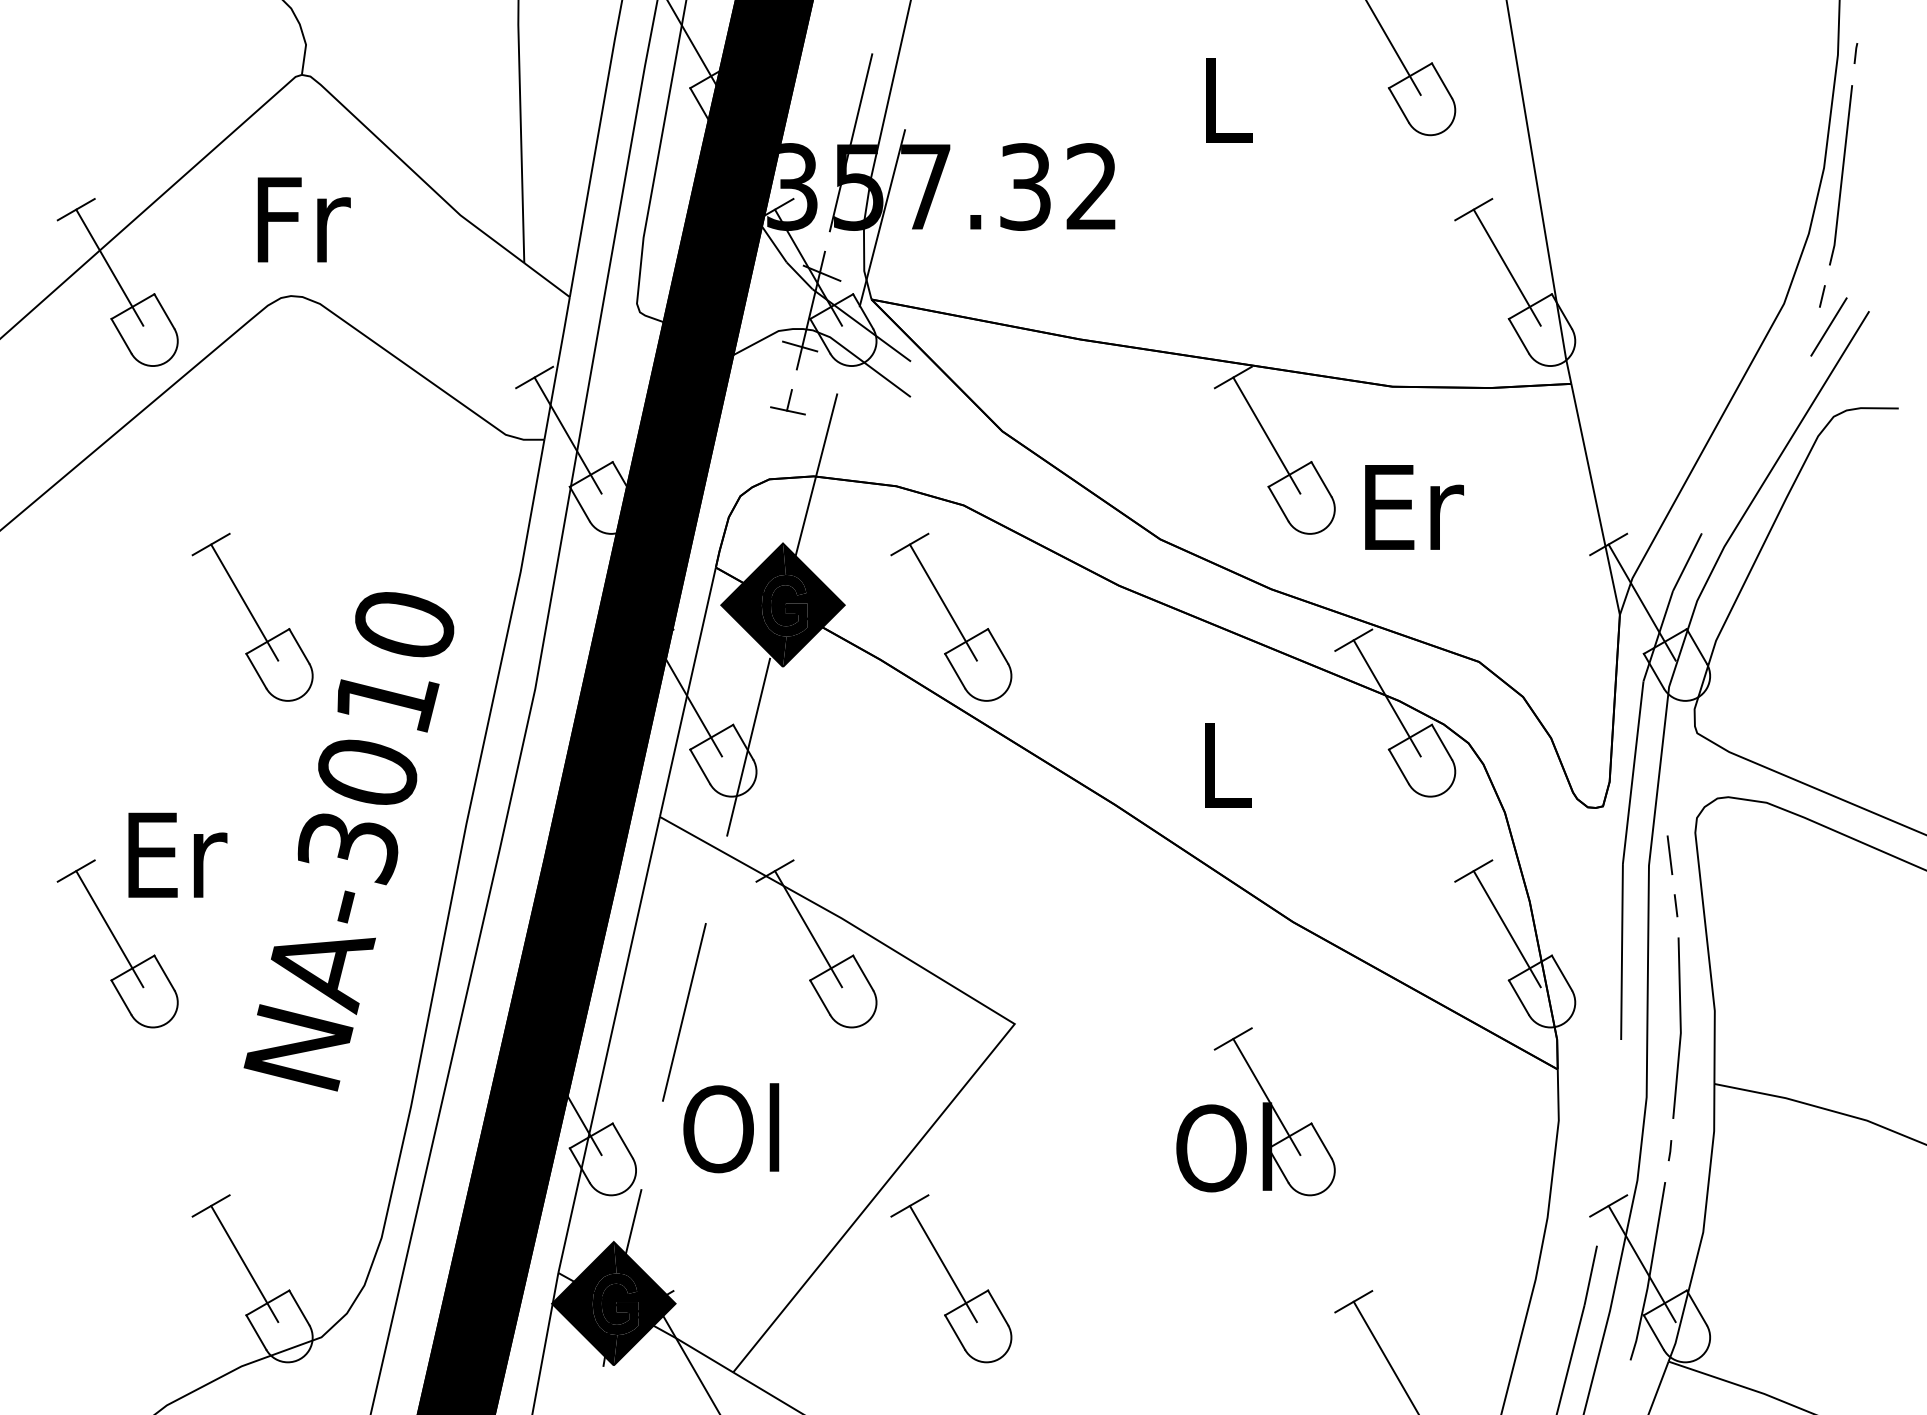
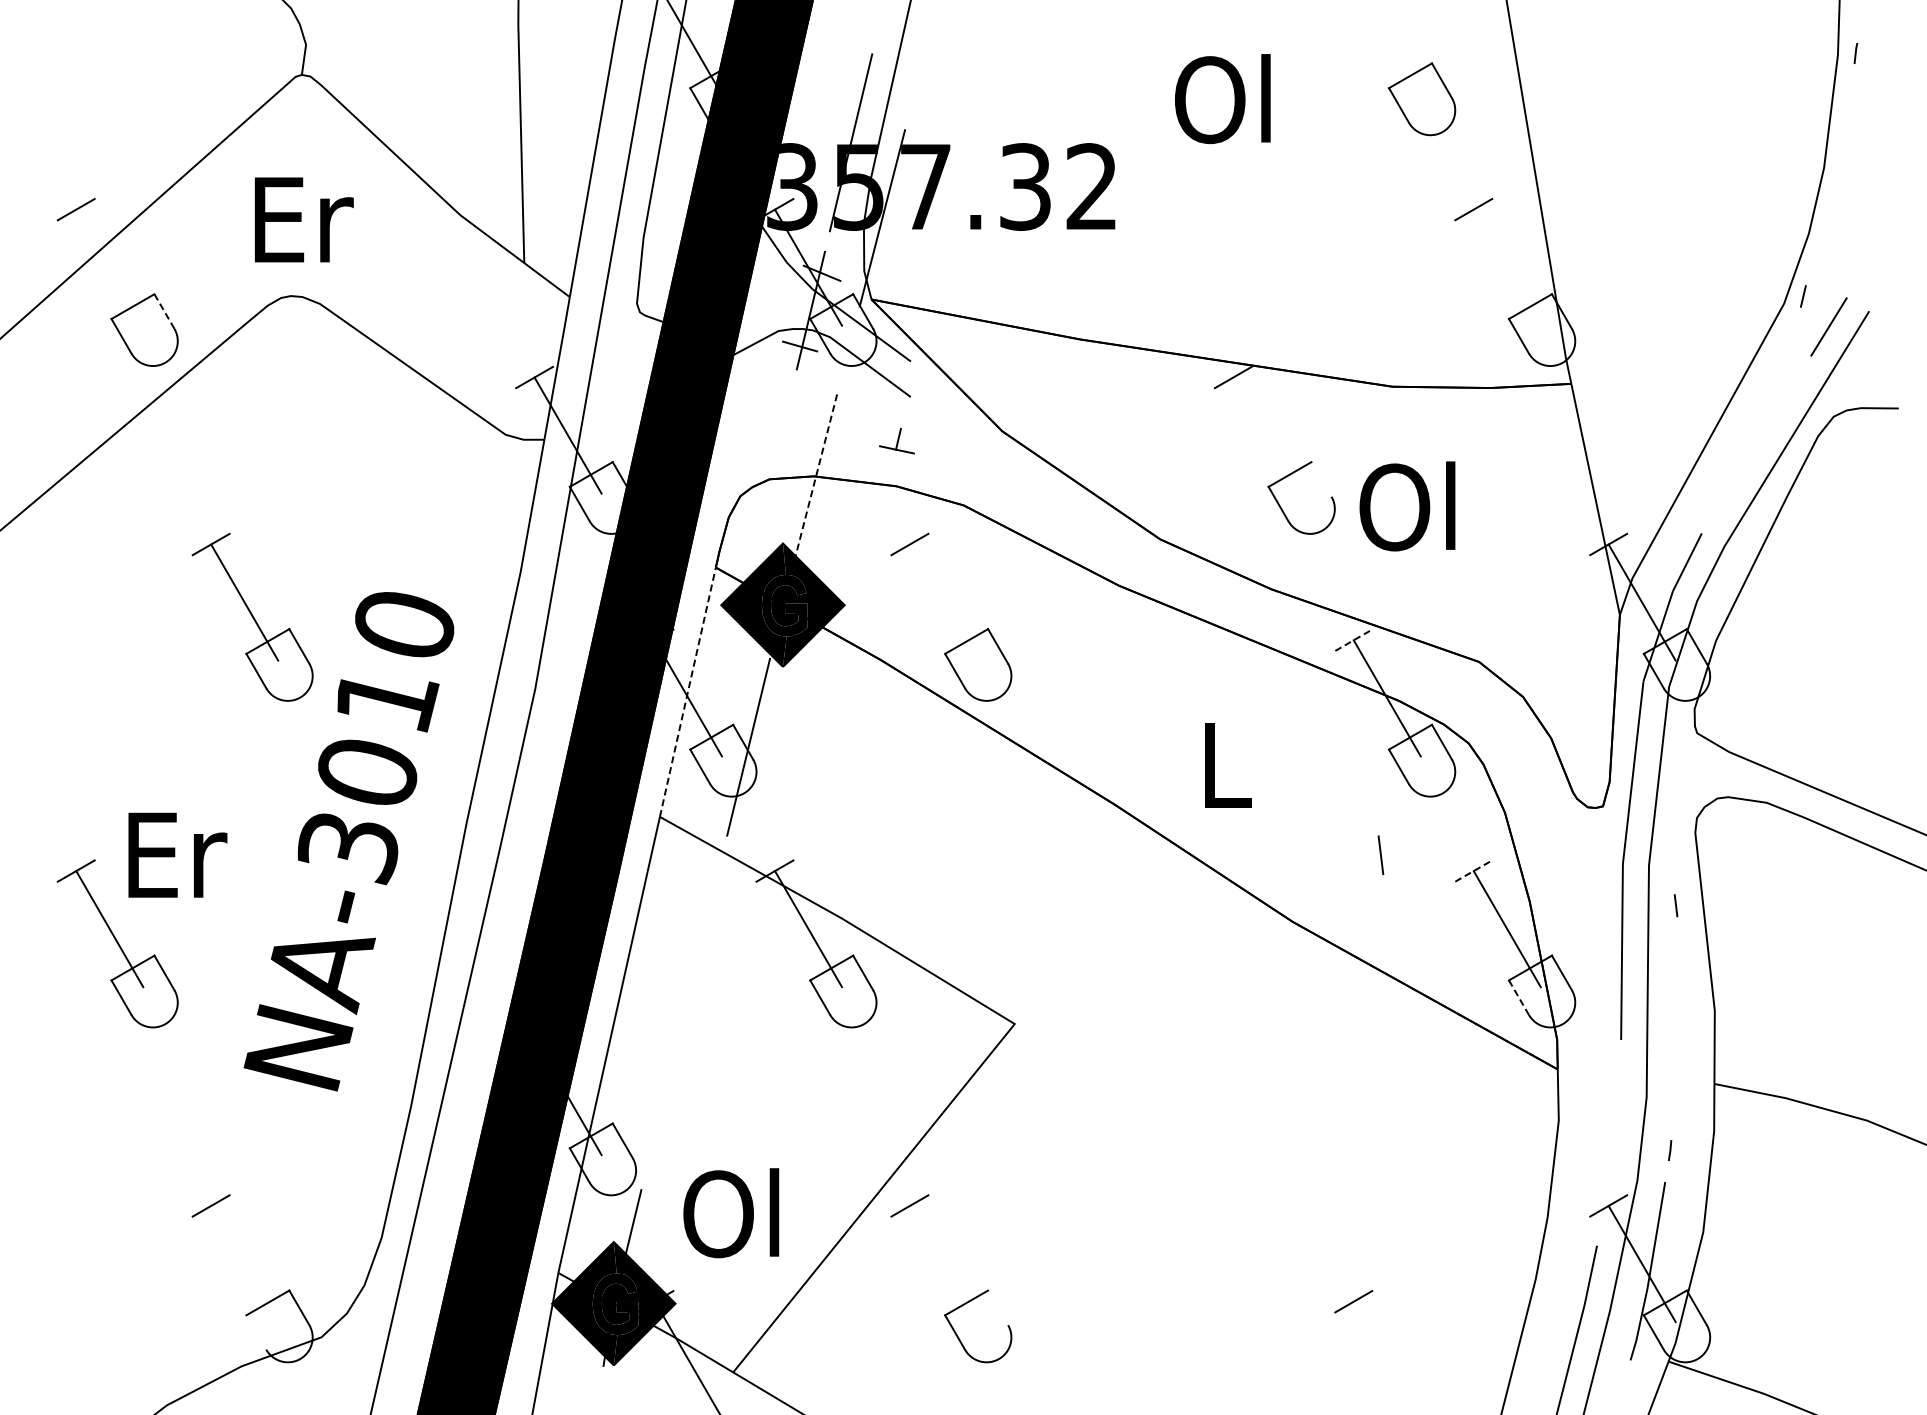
line: present -> none (1393, 48)
text: L -> Ol (1222, 99)
line: present -> none (1841, 175)
text: Fr -> Er (303, 219)
line: present -> none (109, 267)
line: present -> none (1506, 267)
line position: (1822, 296) -> (1803, 296) (1803, 296)
line: solid -> dashed (164, 311)
part position: (787, 402) -> (896, 441) (896, 441)
line: present -> none (1266, 435)
line: present -> none (1321, 479)
line: solid -> dashed (814, 482)
text: Er -> Ol (1411, 506)
line: present -> none (942, 602)
line: solid -> dashed (1354, 640)
line: solid -> dashed (687, 692)
line position: (1669, 854) -> (1380, 854) (1380, 854)
line: solid -> dashed (1474, 870)
line: solid -> dashed (1518, 997)
line: present -> none (683, 1012)
line: present -> none (1679, 1027)
part: present -> none (1262, 1111)
text position: (731, 1128) -> (731, 1213) (731, 1213)
line: present -> none (244, 1263)
line: present -> none (942, 1263)
line: present -> none (998, 1307)
line: present -> none (256, 1332)
line: present -> none (1385, 1356)
